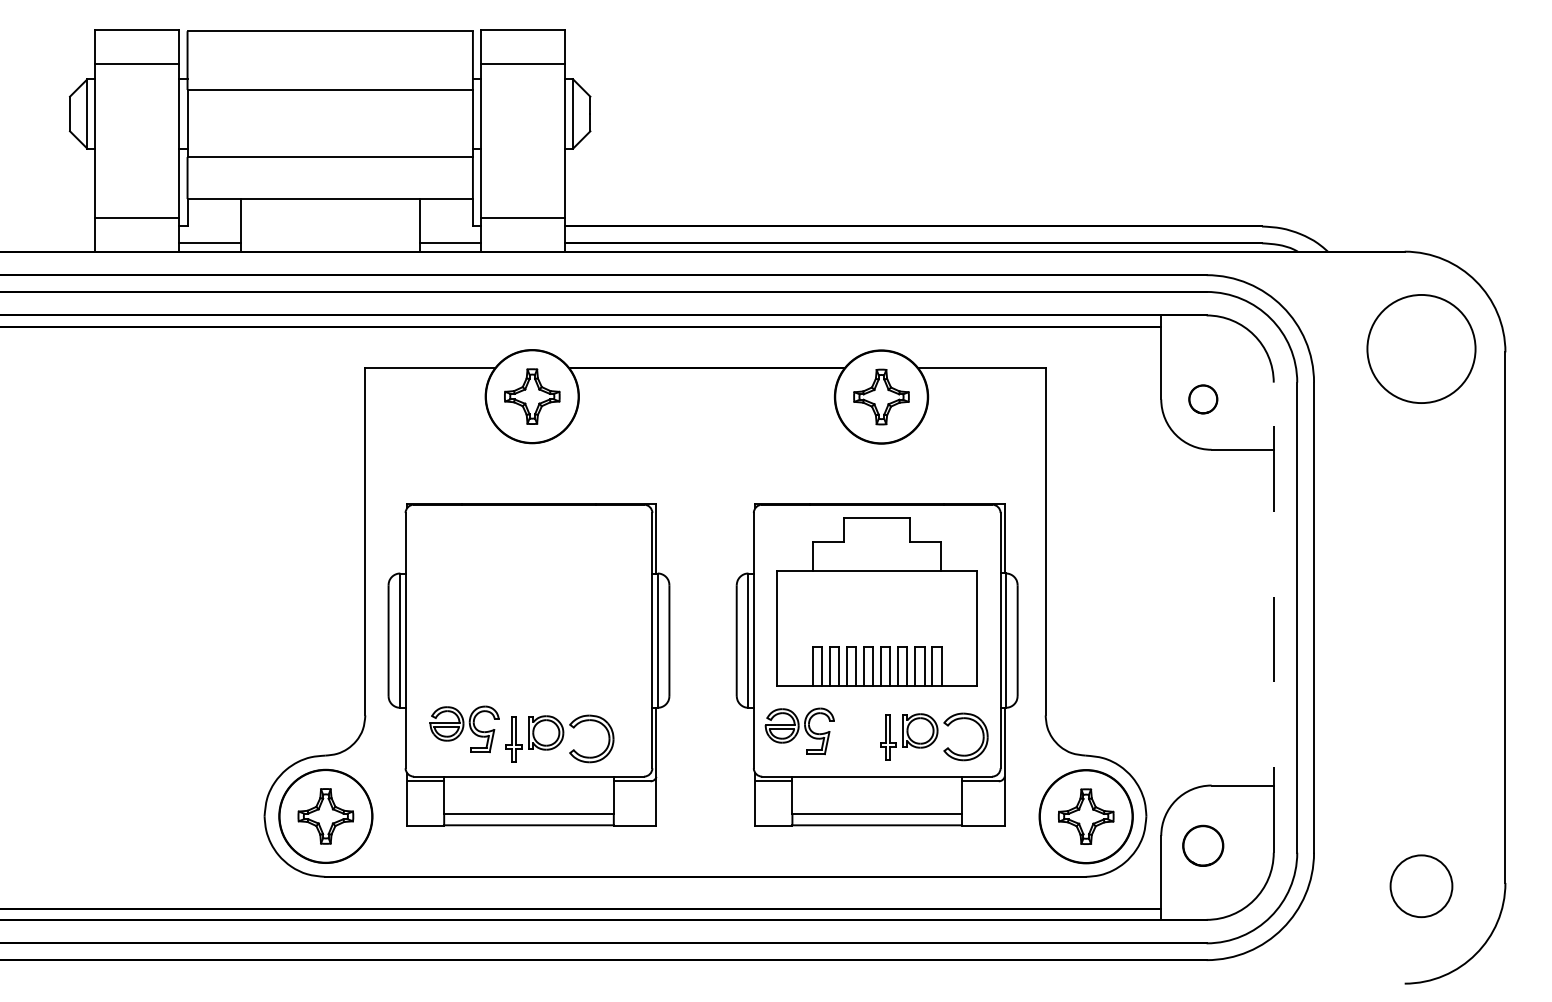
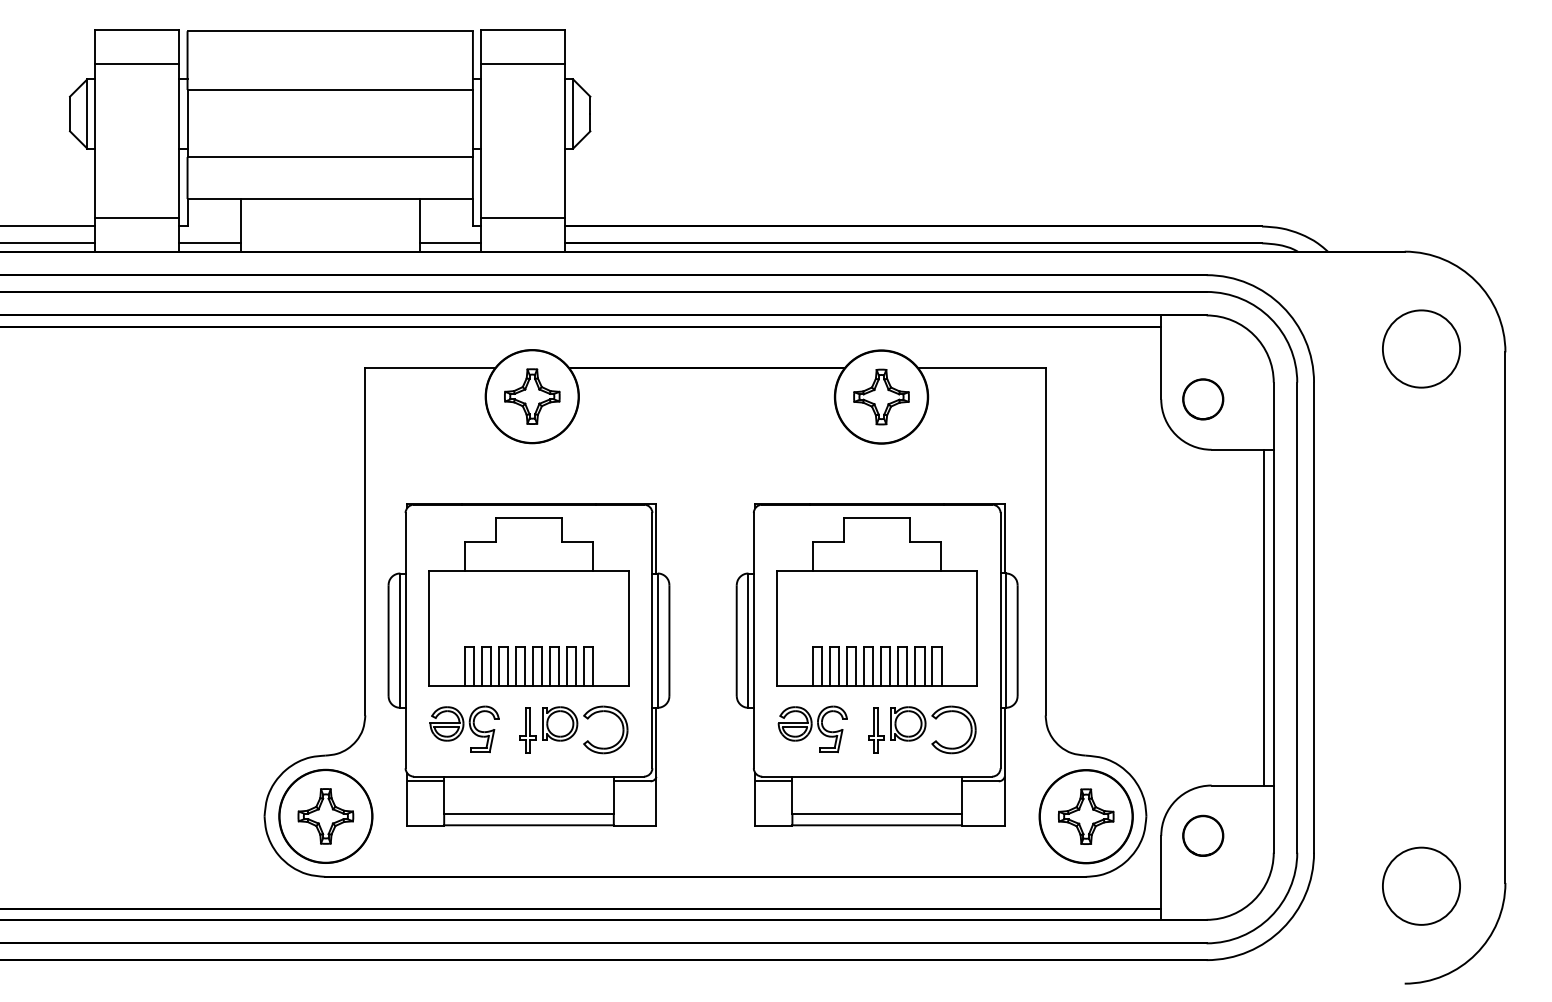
line: none -> present (48, 226)
line: none -> present (48, 243)
circle diameter: 108 px -> 77 px (1421, 348)
circle size: 31x31 px -> 43x43 px (1203, 399)
part: none -> present (528, 601)
line: none -> present (1264, 617)
line: dashed -> solid (1273, 617)
part position: (799, 731) -> (812, 729) (812, 729)
part position: (934, 736) -> (922, 729) (922, 729)
part position: (559, 738) -> (573, 729) (573, 729)
circle position: (1203, 845) -> (1203, 835) (1203, 835)
circle diameter: 62 px -> 77 px (1421, 885)
